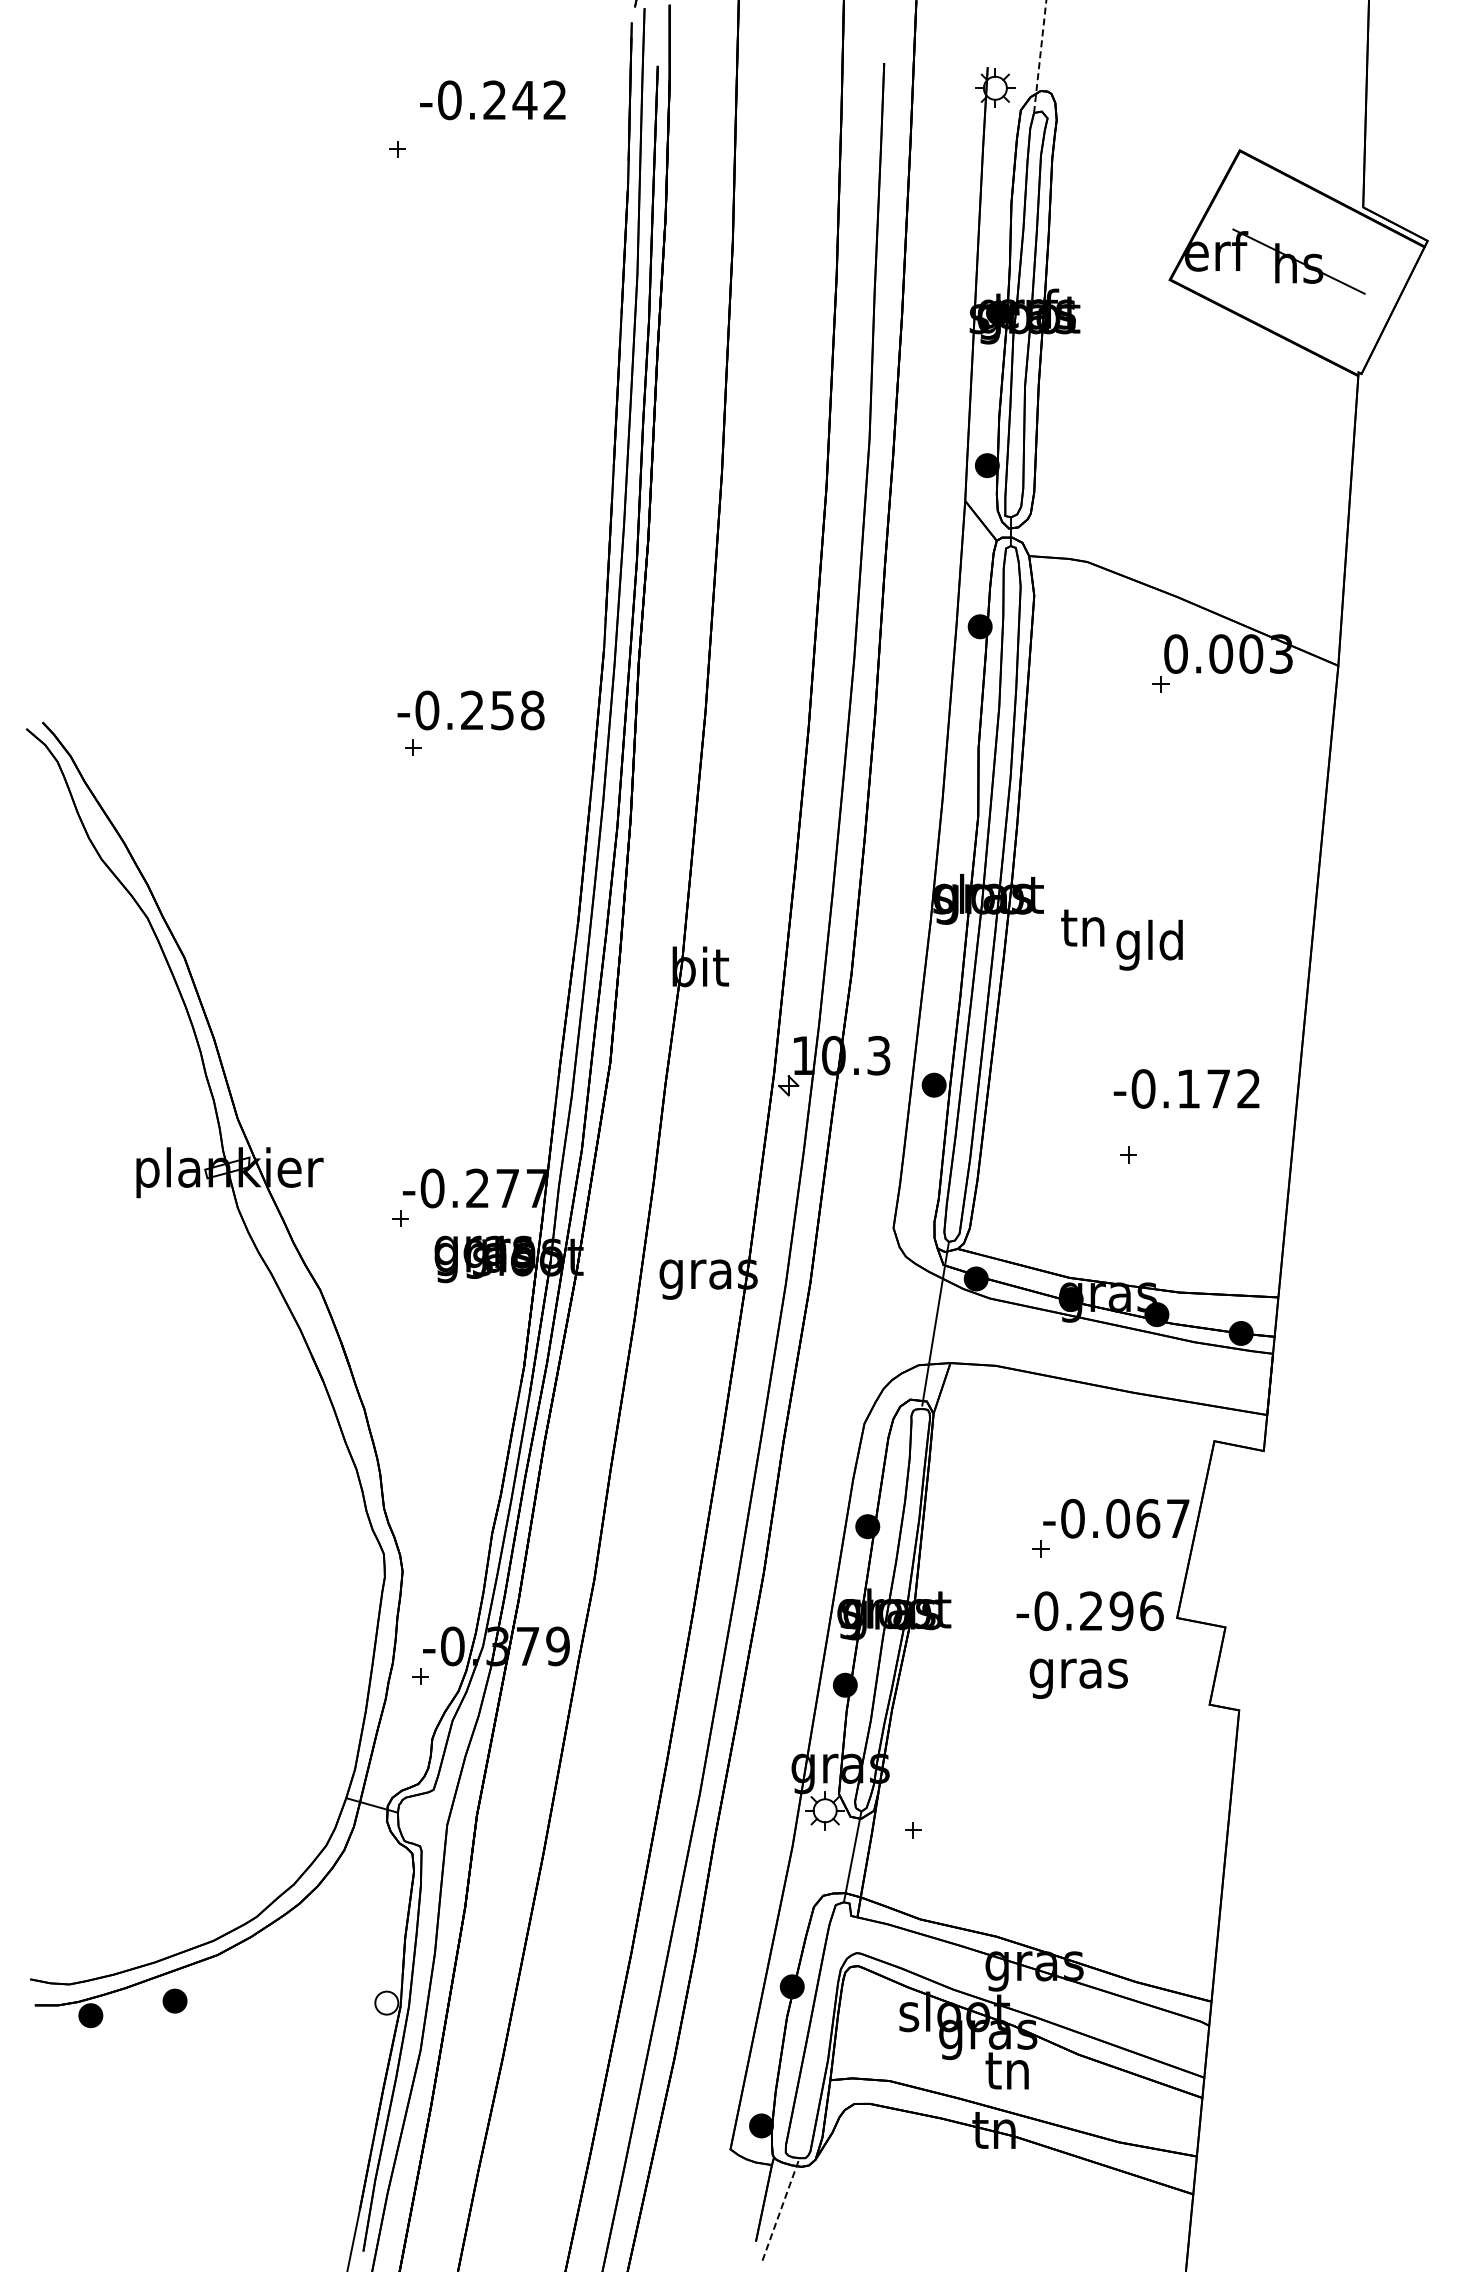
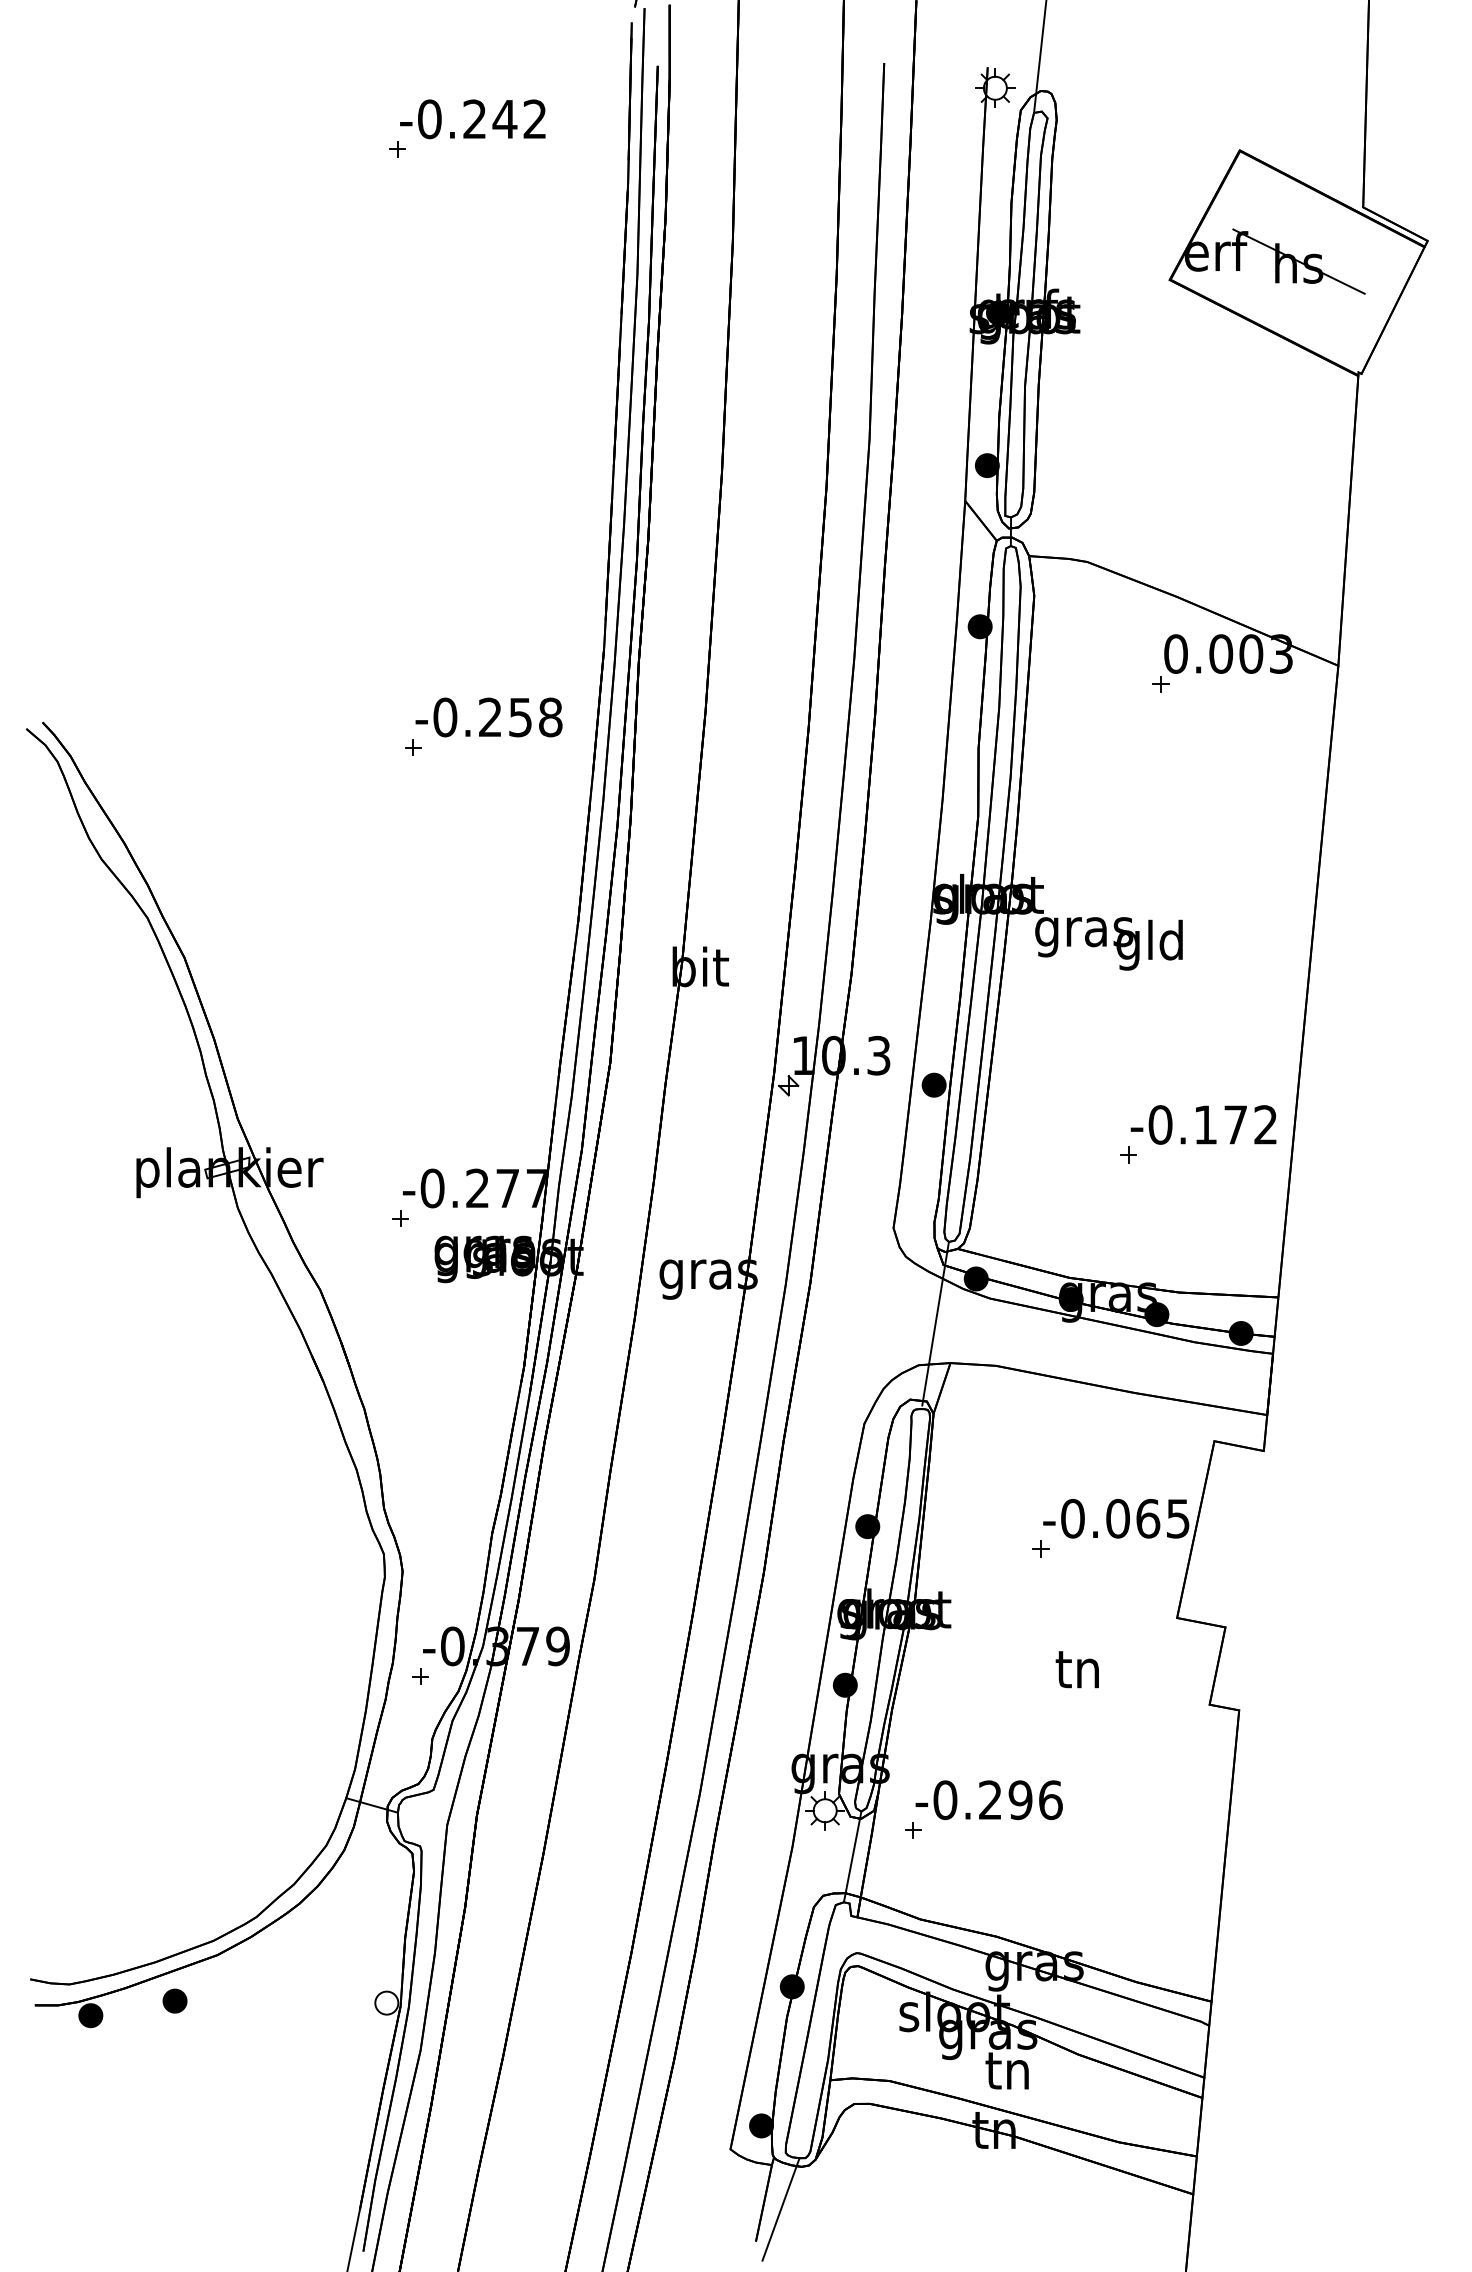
line: dashed -> solid (1040, 56)
text position: (492, 100) -> (472, 119) (472, 119)
text position: (470, 710) -> (488, 717) (488, 717)
text: tn -> gras (1084, 933)
text position: (1186, 1088) -> (1203, 1124) (1203, 1124)
text: -0.067 -> -0.065 (1178, 1518)
text position: (1089, 1611) -> (988, 1800) (988, 1800)
text: gras -> tn (1078, 1674)
line: dashed -> solid (781, 2209)
